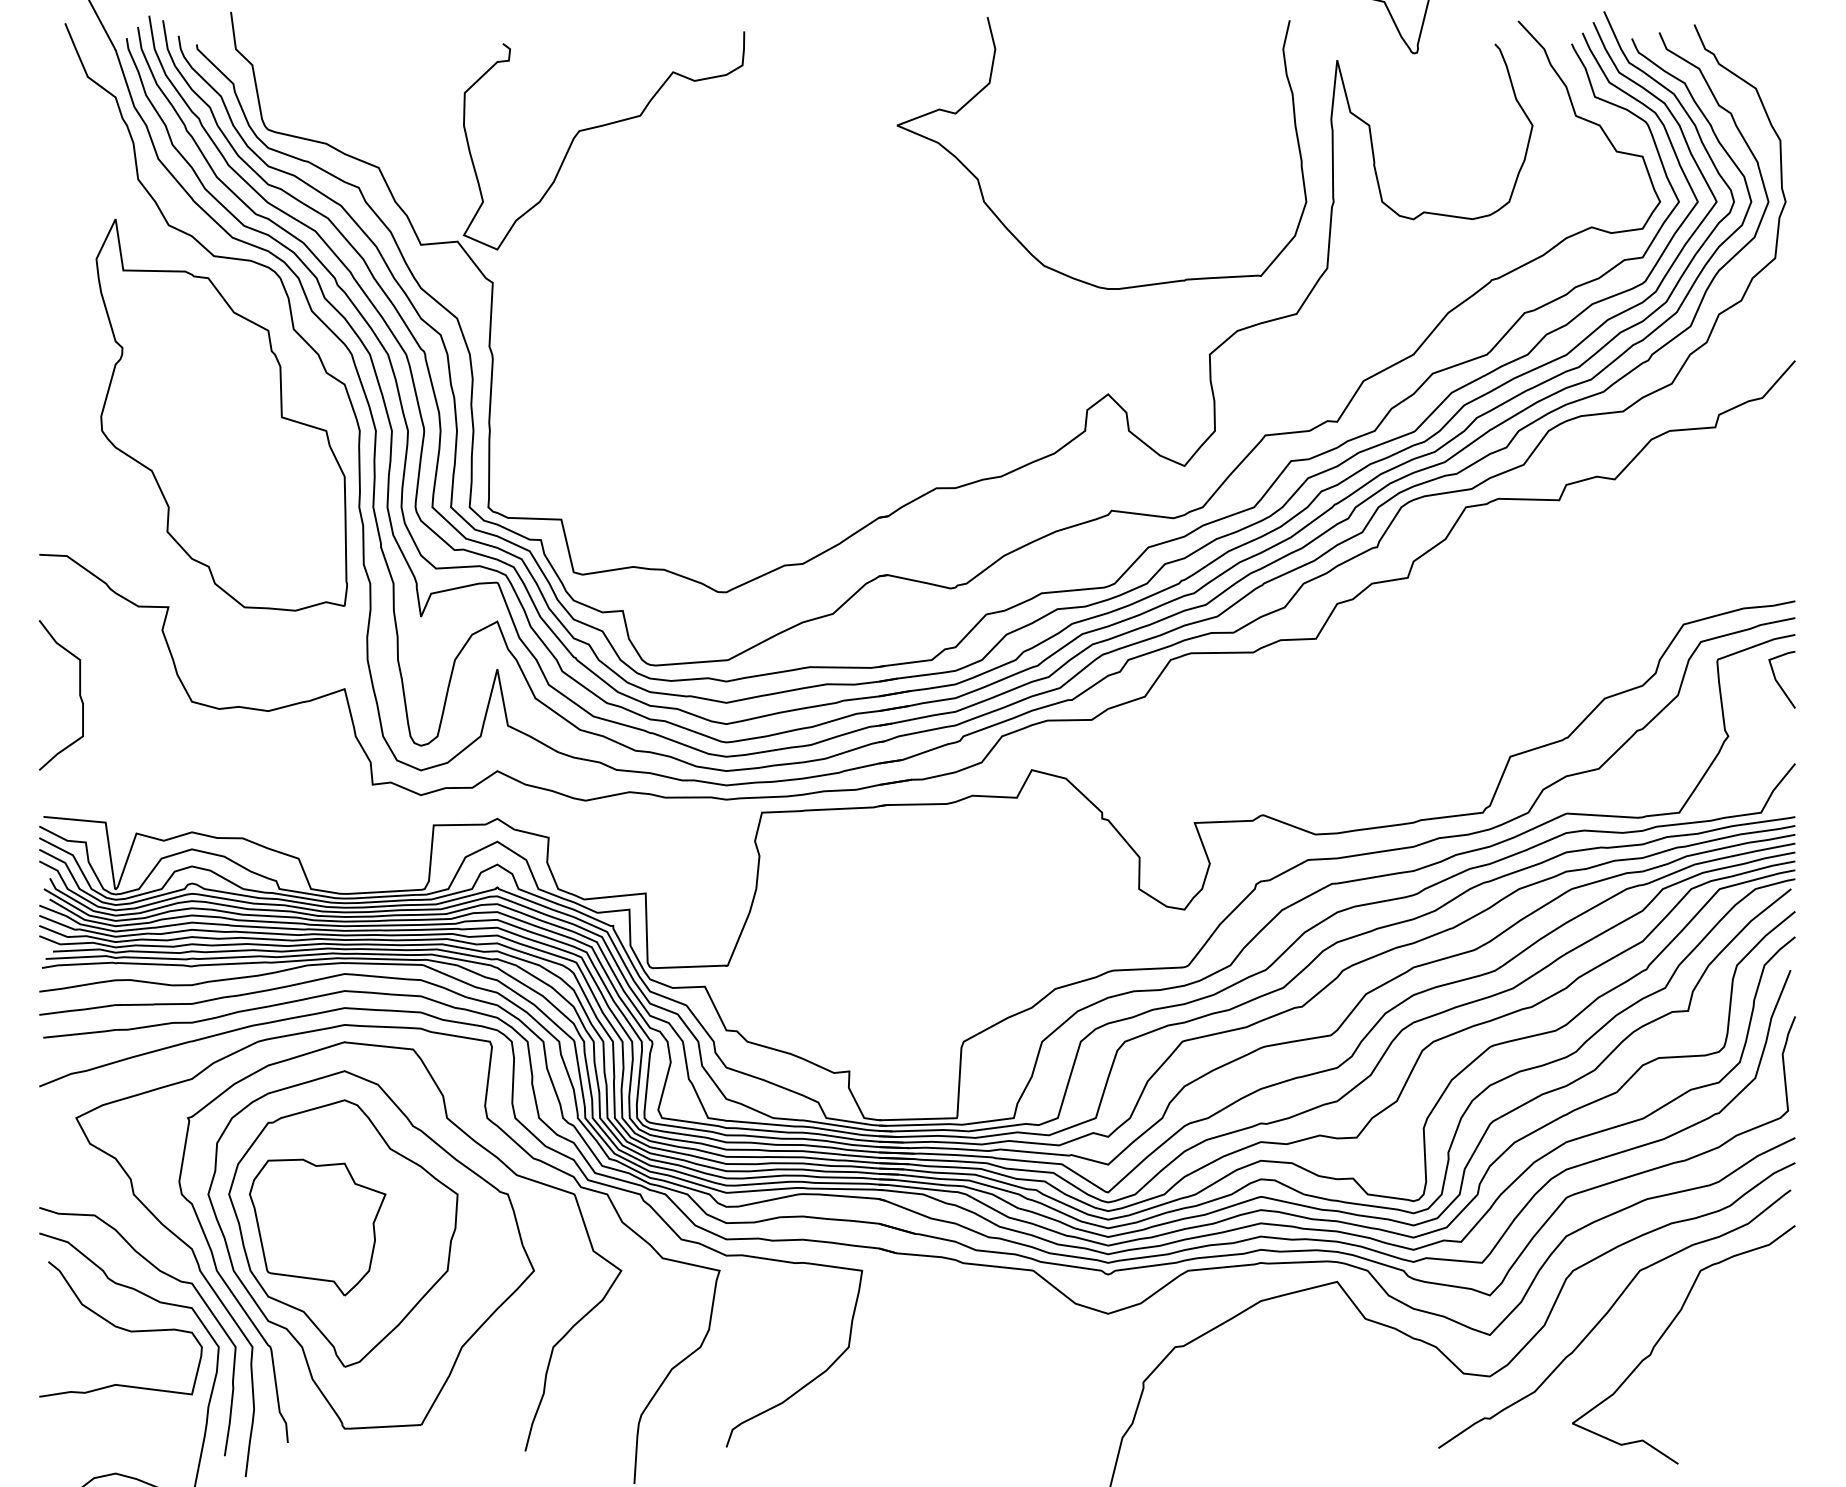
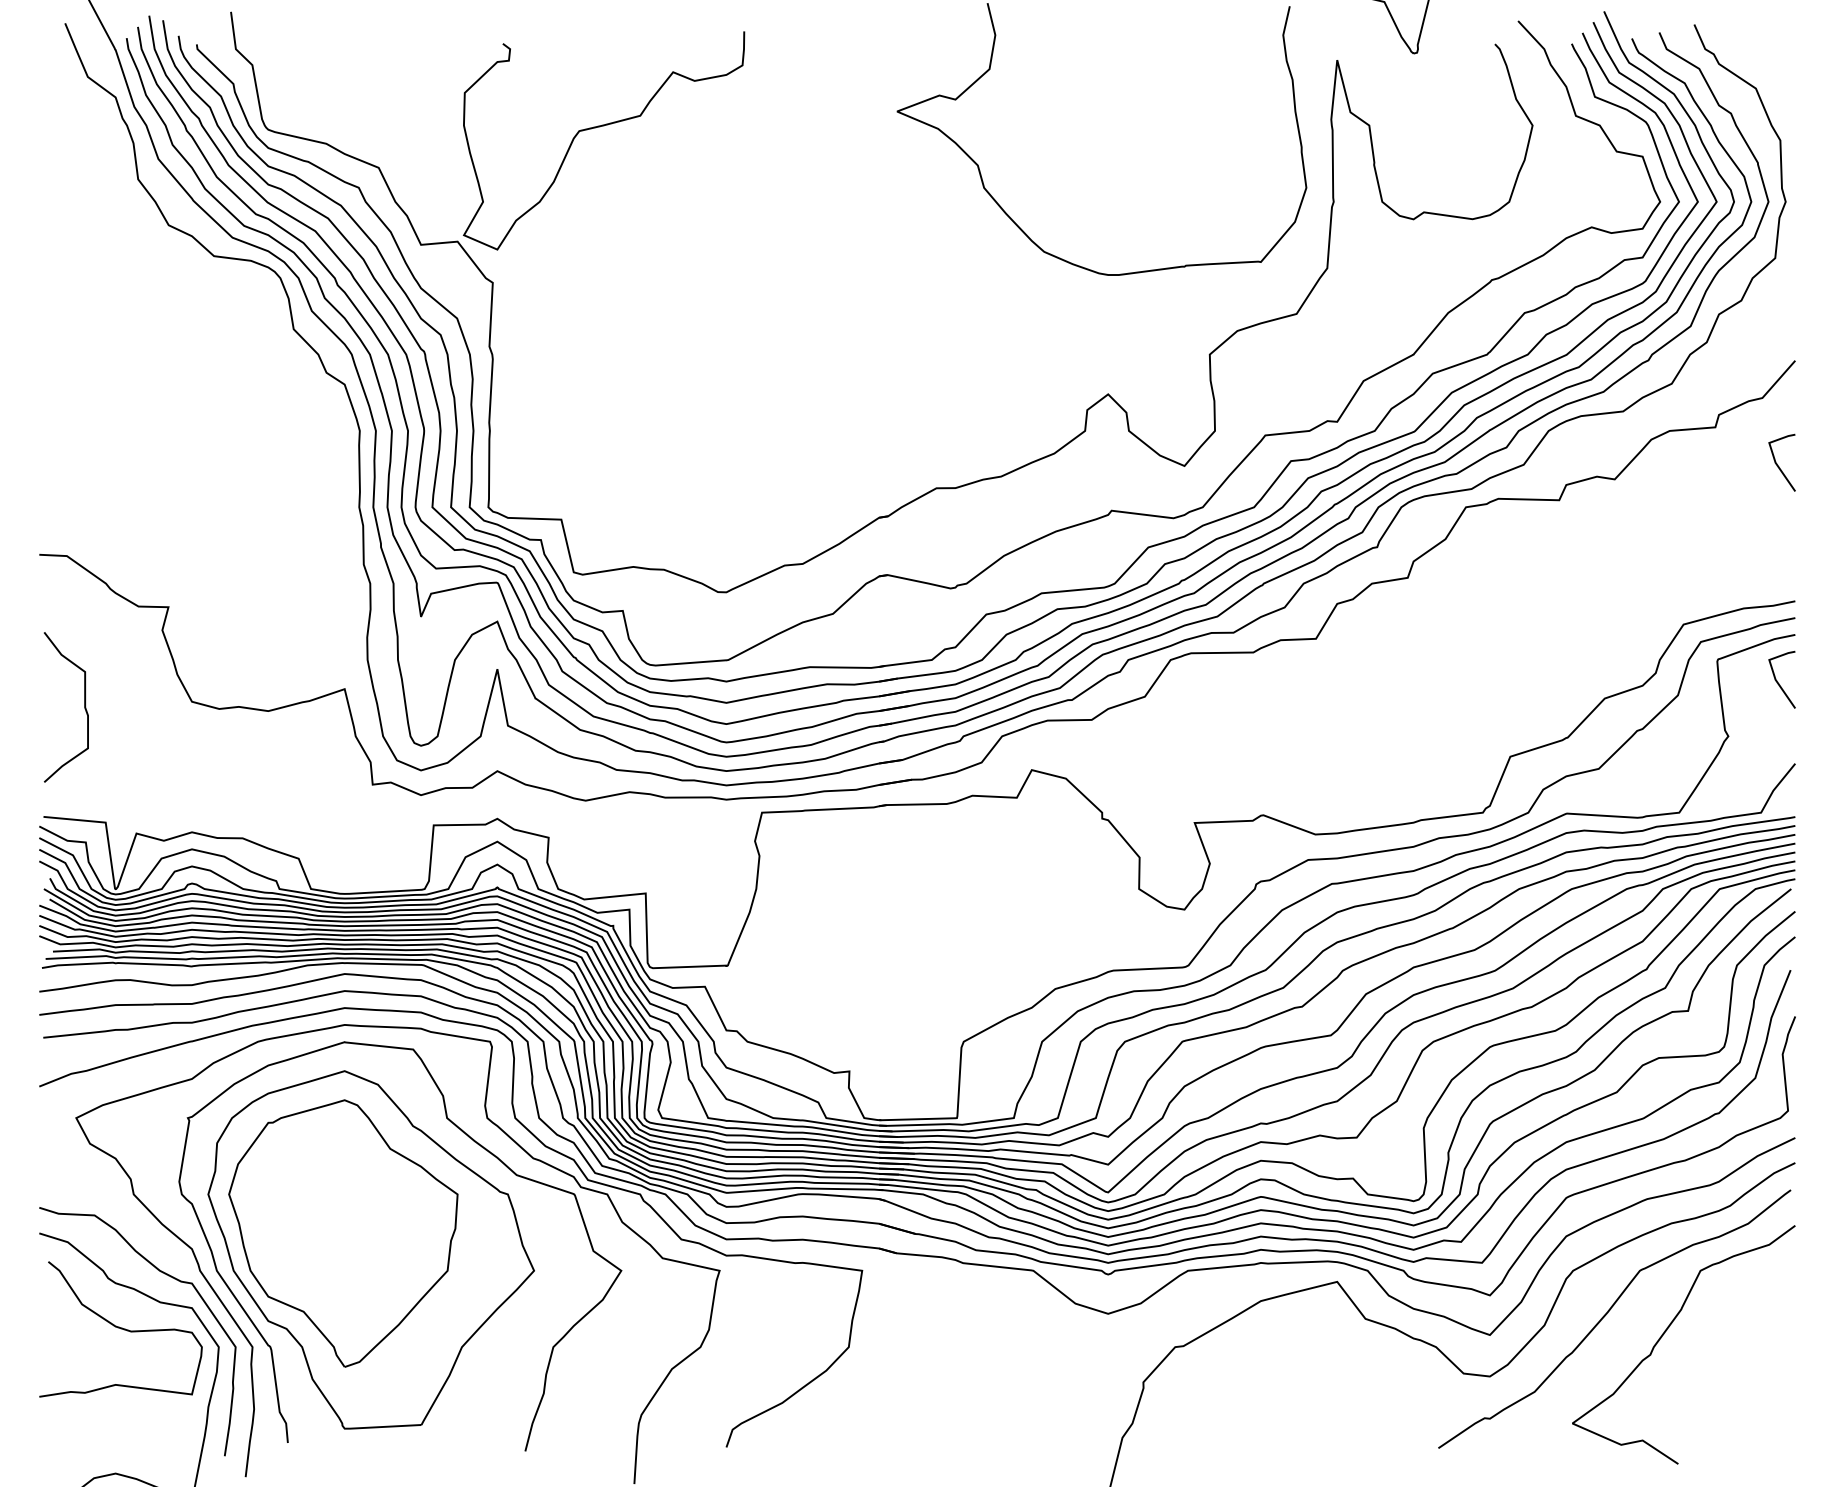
curve position: (1010, 230) -> (1010, 216) (1010, 216)
part: present -> none (221, 414)
line: none -> present (1777, 463)
curve position: (79, 695) -> (84, 707) (84, 707)
part: present -> none (317, 1227)
